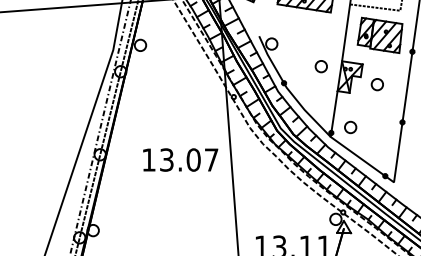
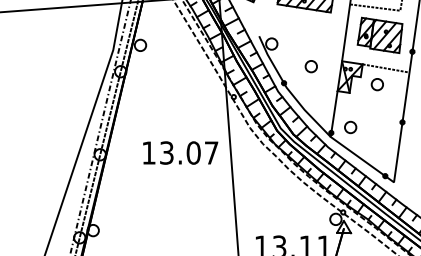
part position: (320, 66) -> (310, 66) (310, 66)
line: none -> present (385, 68)
text position: (180, 159) -> (180, 152) (180, 152)
